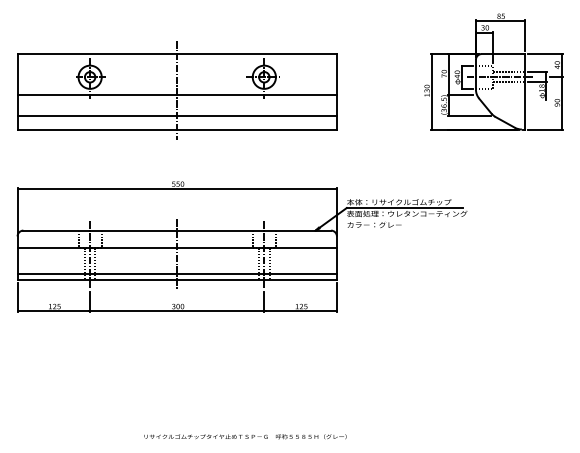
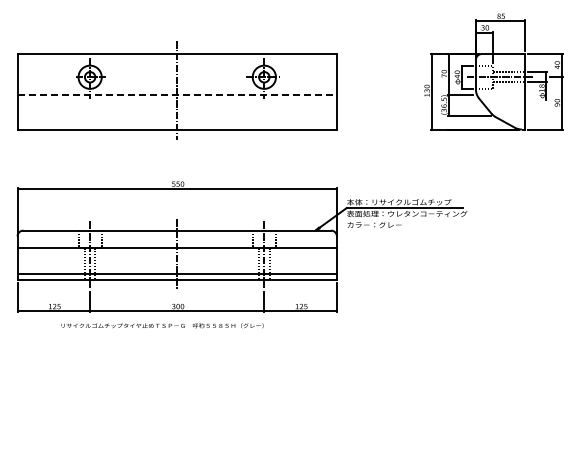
line: solid -> dashed (177, 94)
line: present -> none (176, 115)
text position: (245, 436) -> (162, 325) (162, 325)
